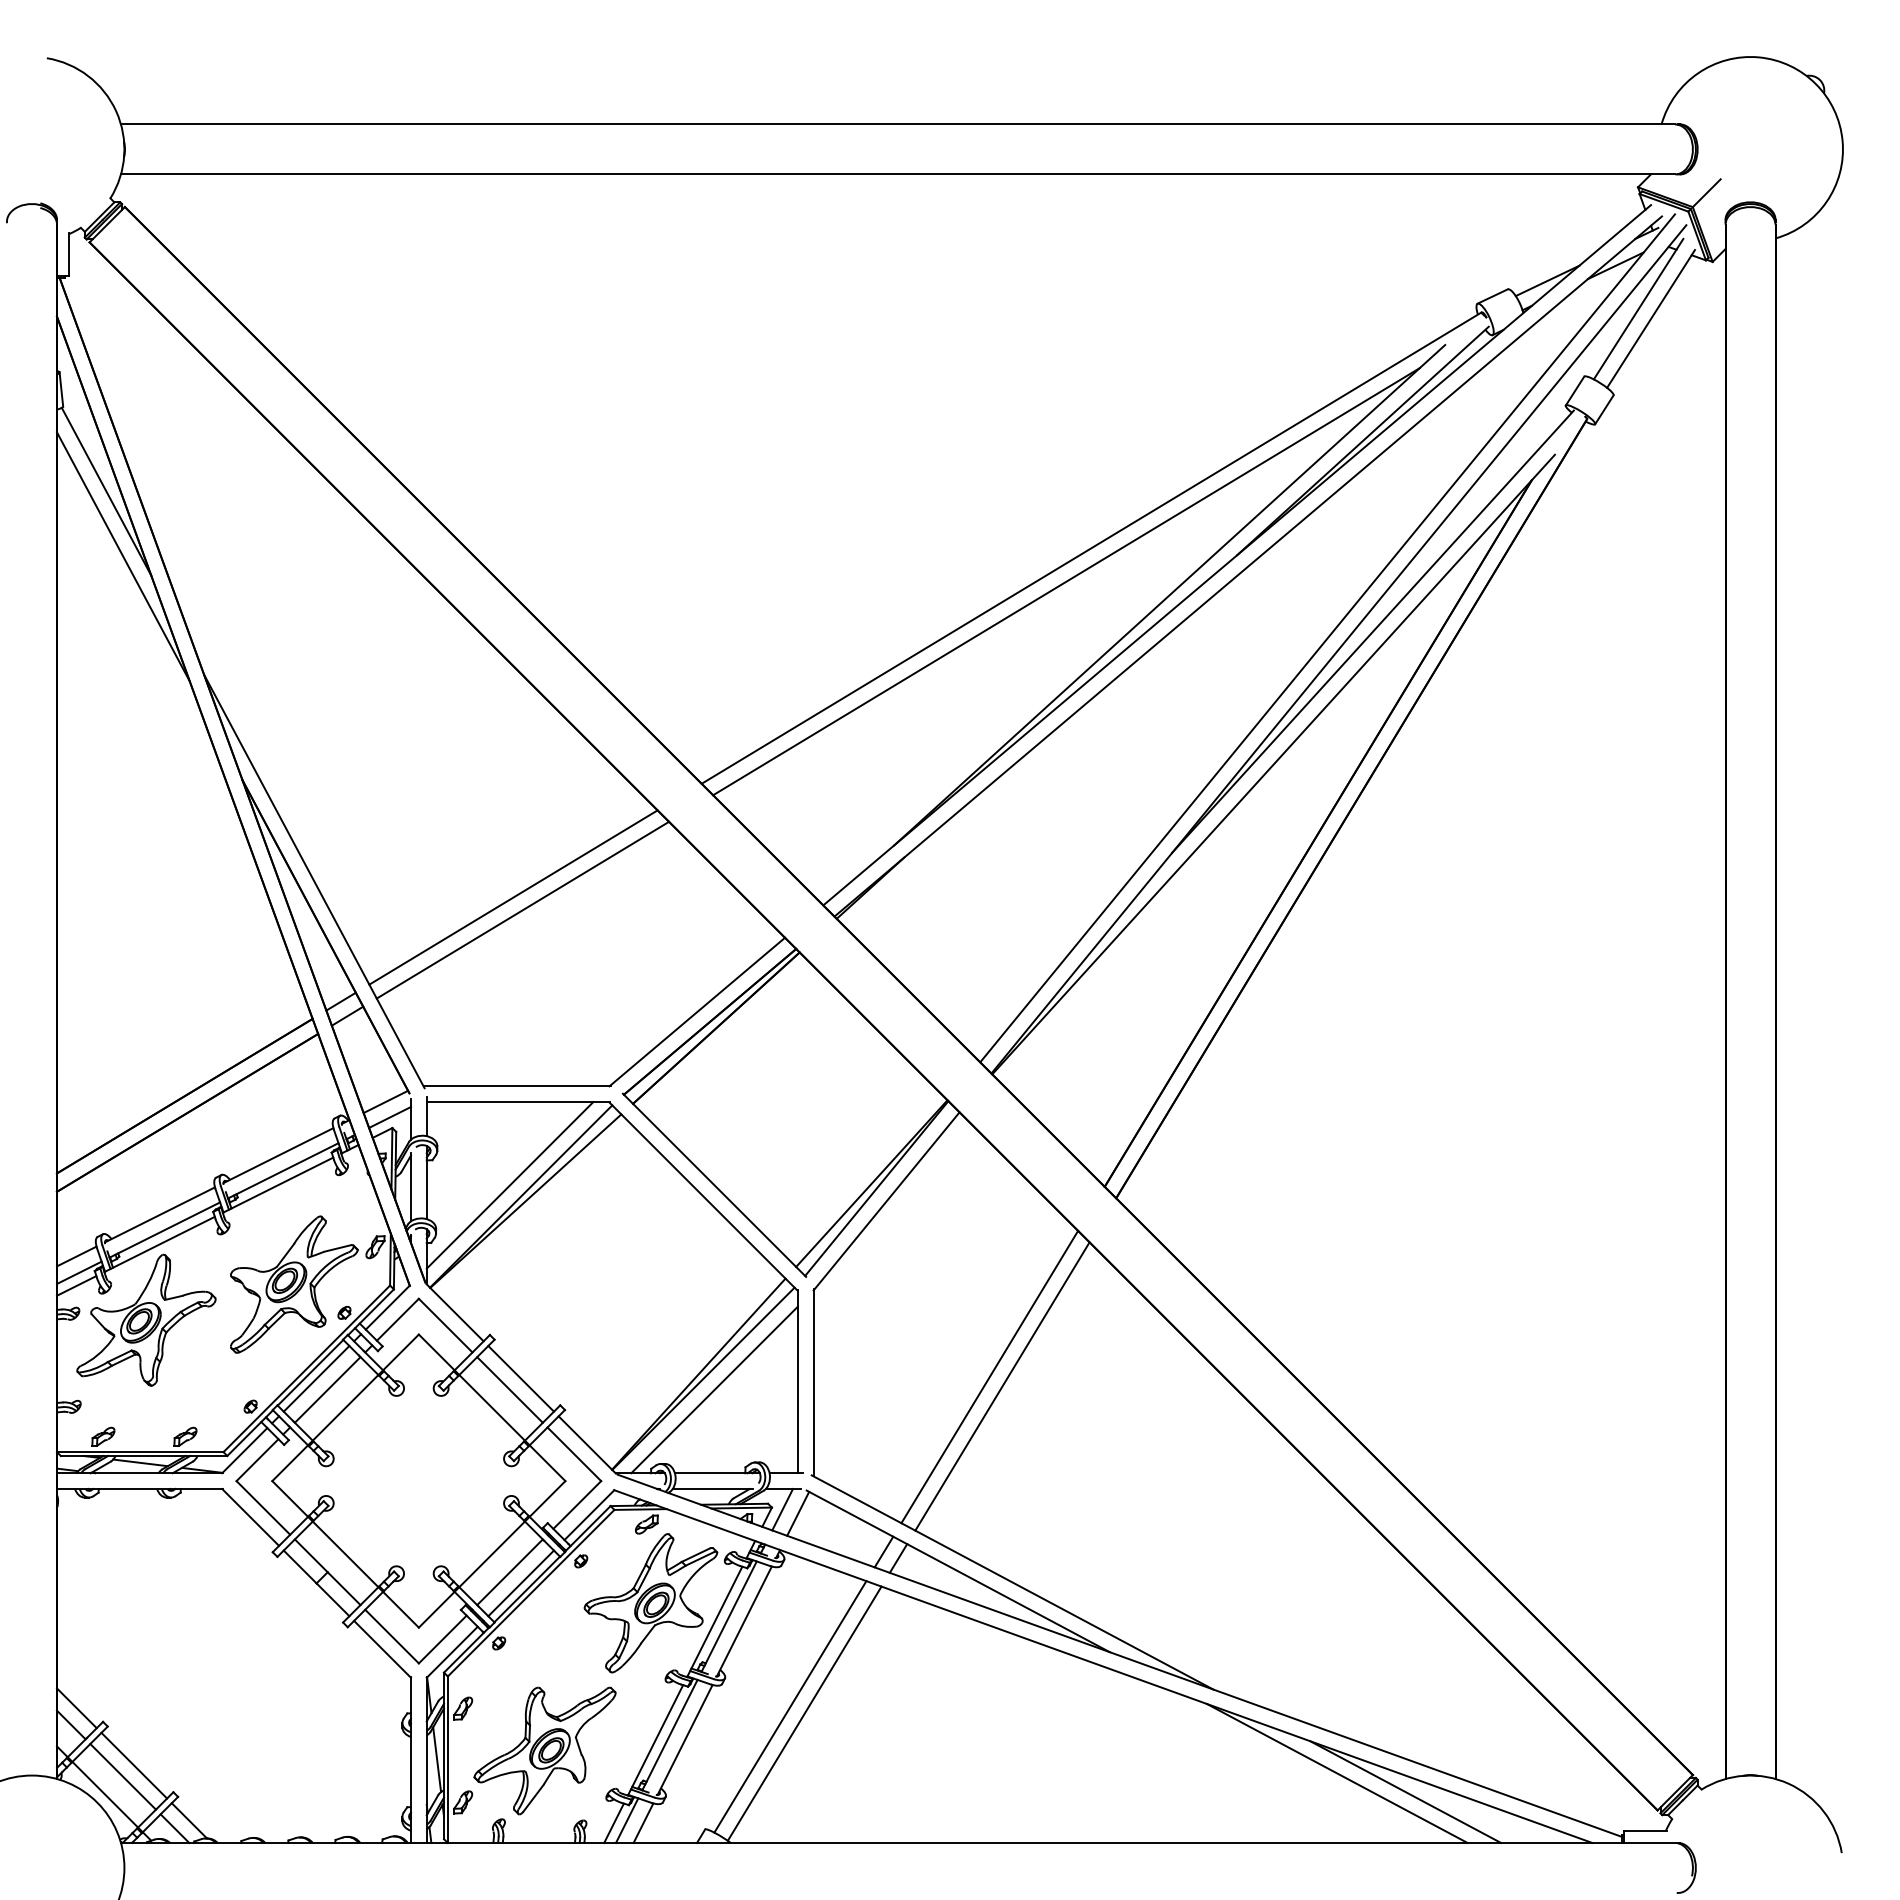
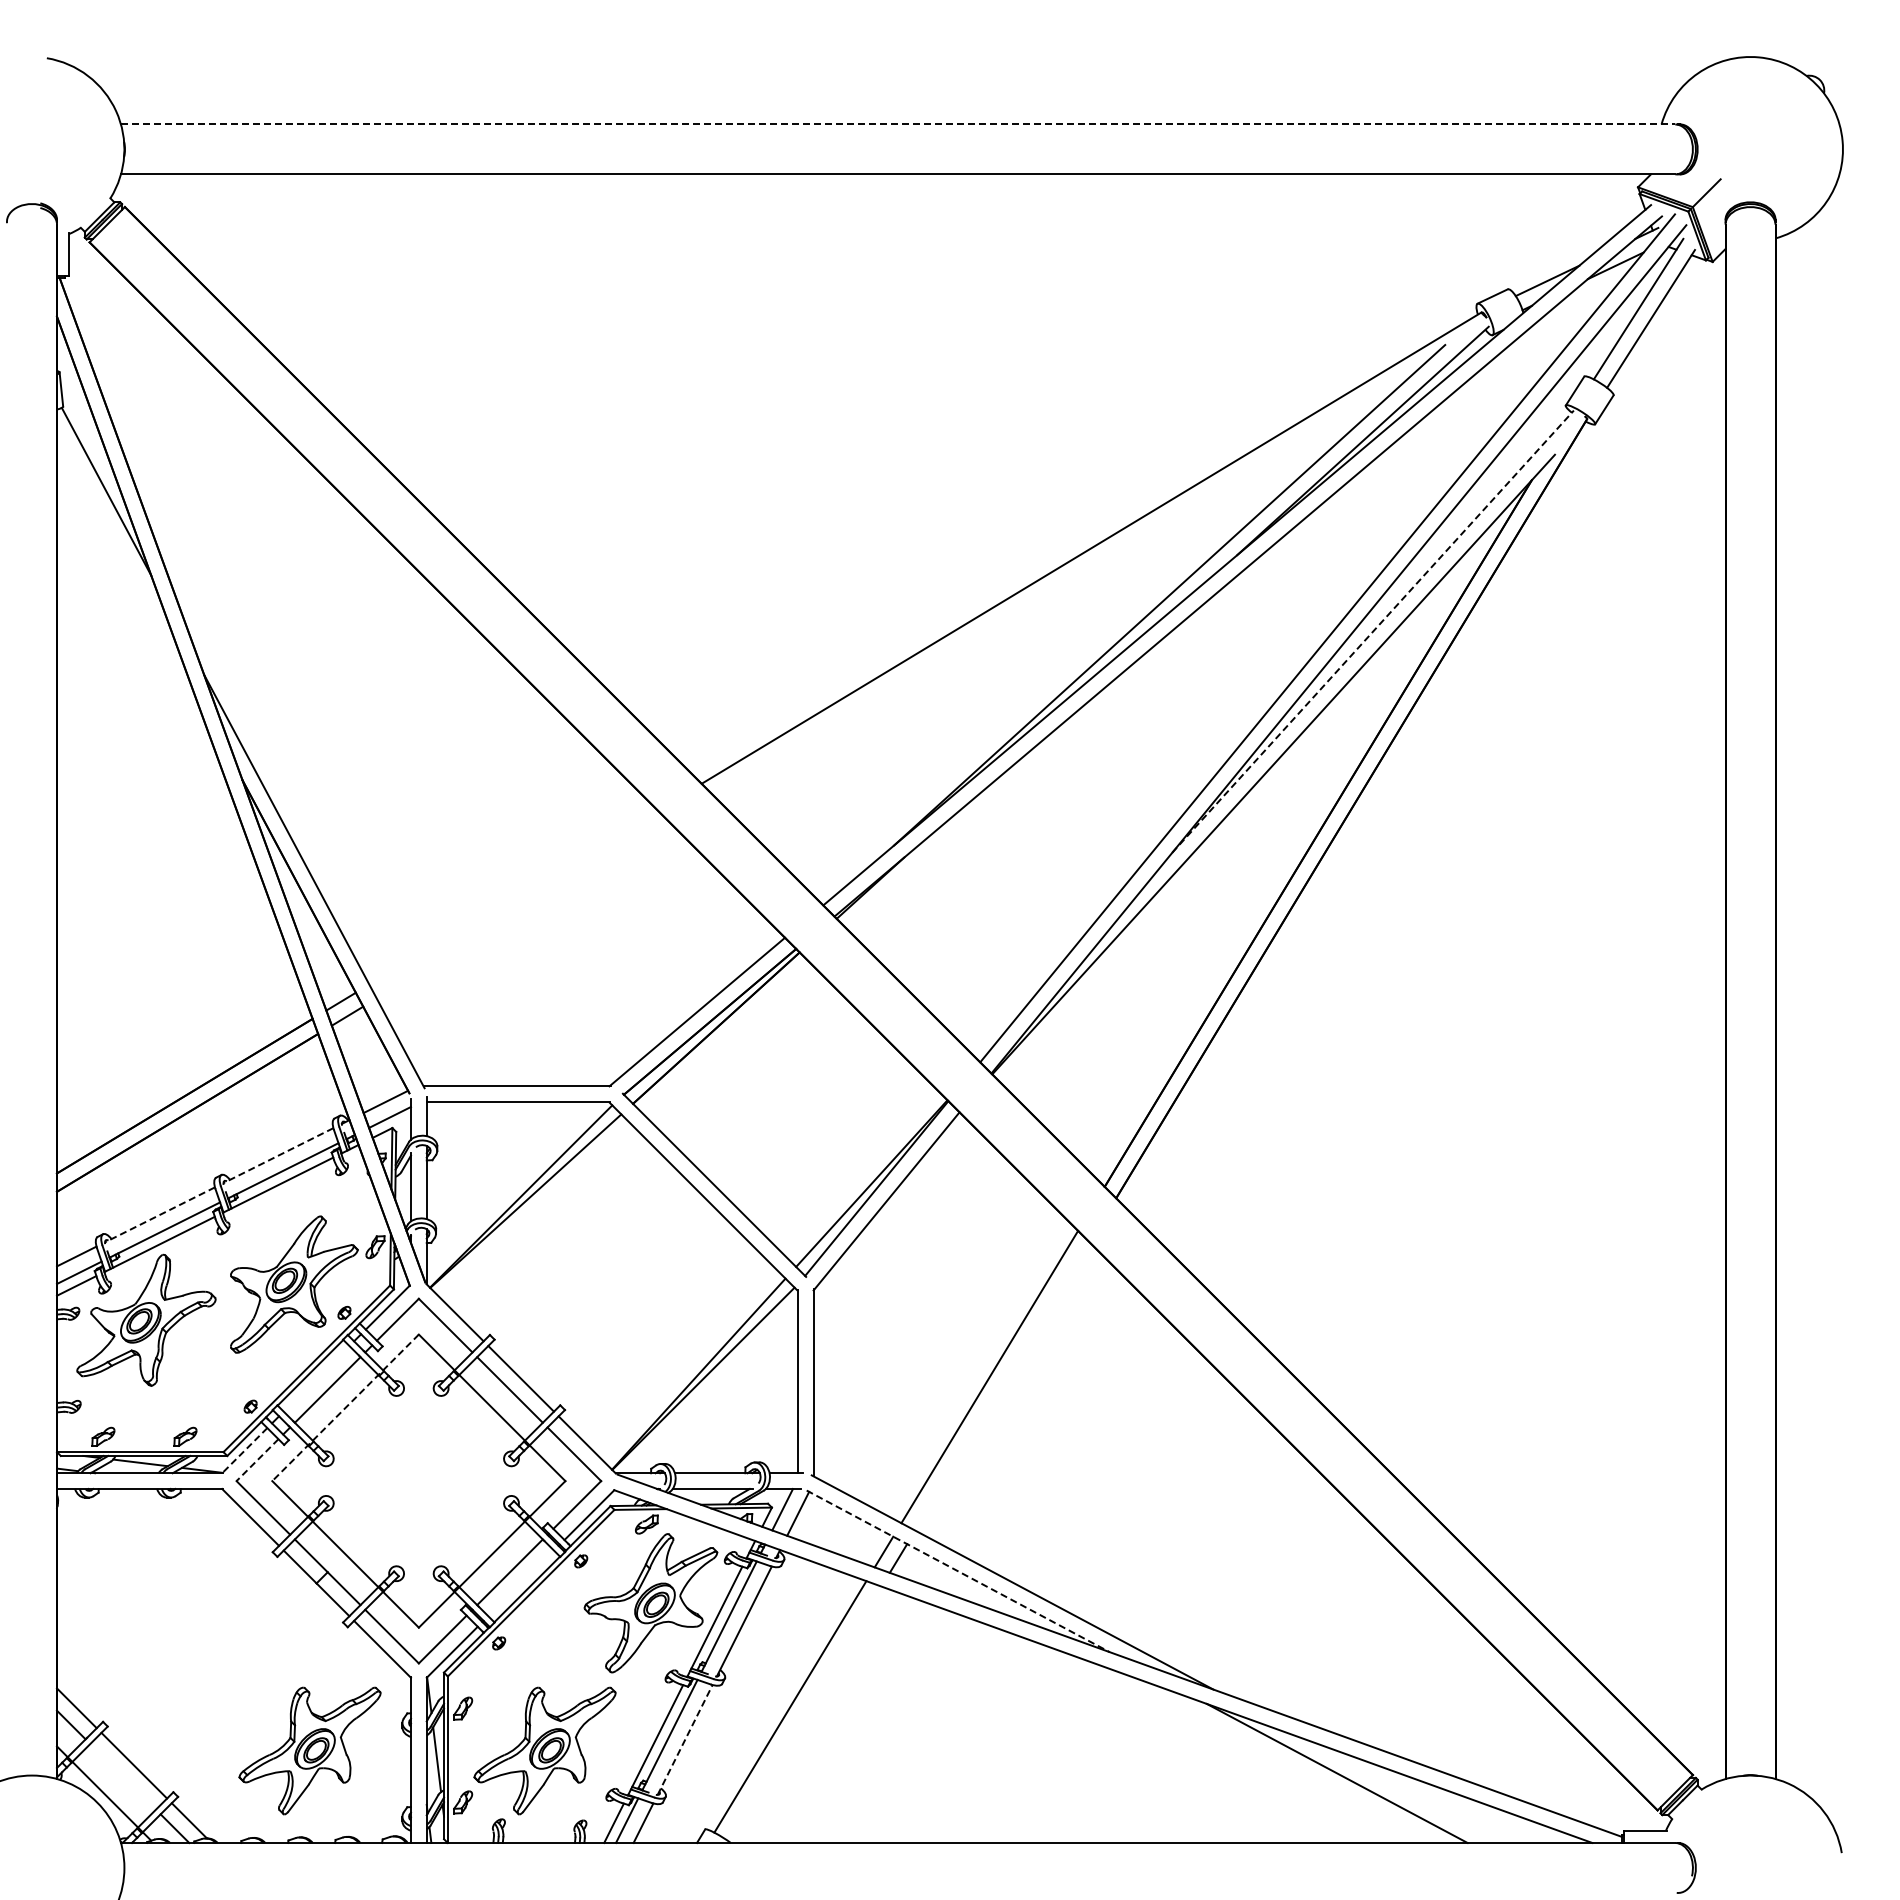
line: solid -> dashed (898, 124)
line: present -> none (122, 556)
line: present -> none (1066, 581)
line: solid -> dashed (1373, 631)
line: present -> none (513, 897)
line: present -> none (522, 909)
line: solid -> dashed (278, 1155)
line: present -> none (509, 1185)
line: solid -> dashed (159, 1215)
line: present -> none (316, 1378)
line: present -> none (1002, 1386)
line: present -> none (714, 1389)
line: solid -> dashed (345, 1407)
line: solid -> dashed (244, 1450)
line: solid -> dashed (257, 1460)
line: solid -> dashed (958, 1571)
line: present -> none (520, 1583)
line: present -> none (804, 1713)
line: solid -> dashed (685, 1739)
part: none -> present (309, 1750)
line: present -> none (122, 1776)
line: present -> none (1405, 1791)
